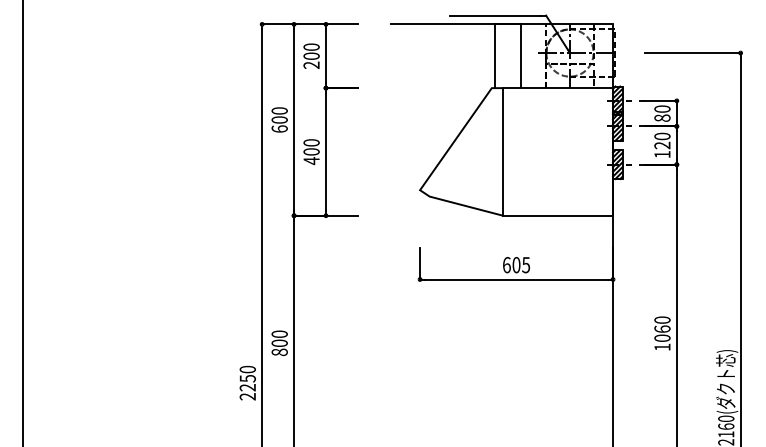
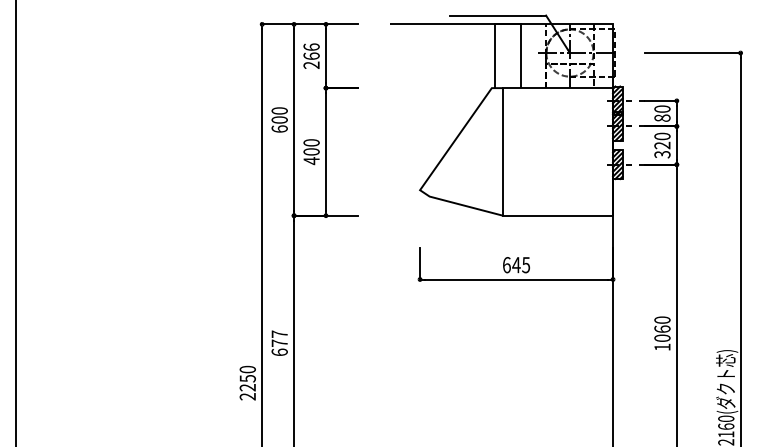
text: 200 -> 266 (311, 51)
text: 120 -> 320 (662, 154)
line position: (22, 222) -> (15, 222) (15, 222)
text: 605 -> 645 (516, 265)
text: 800 -> 677 (279, 343)
